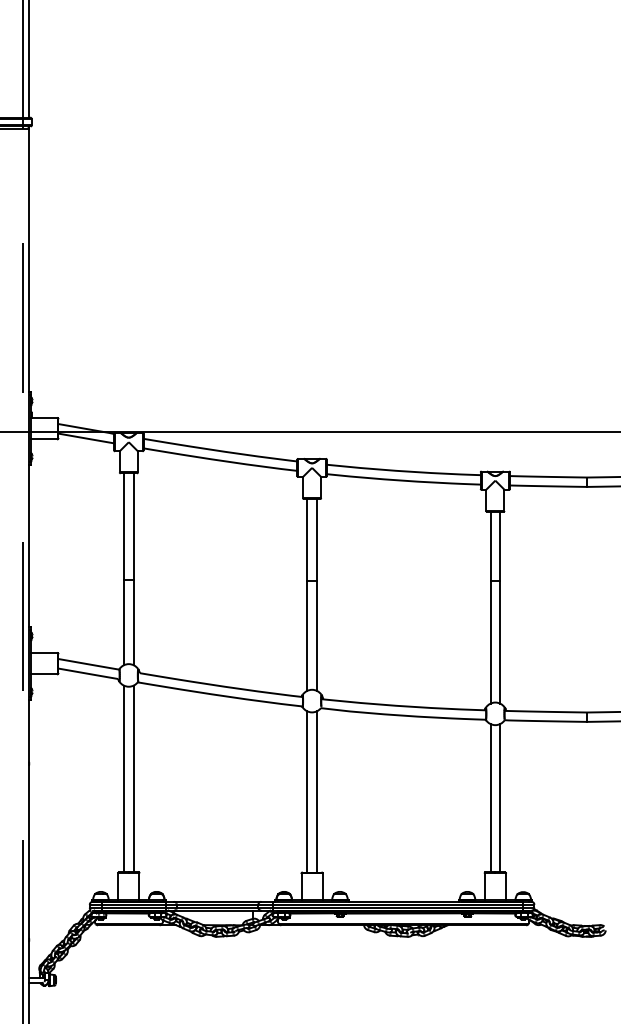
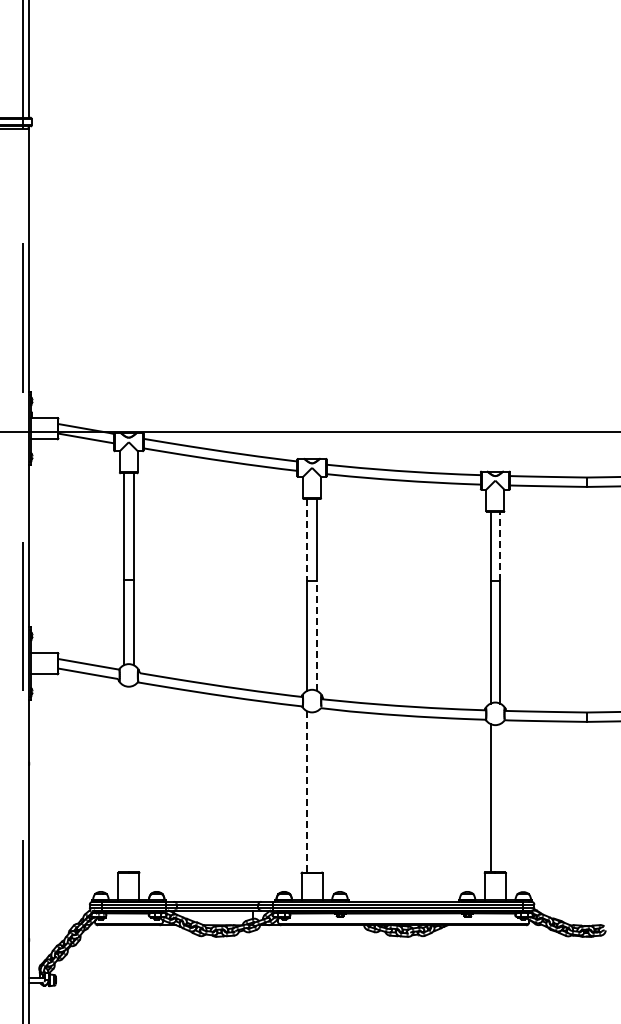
line: solid -> dashed (307, 539)
line: solid -> dashed (500, 545)
line: solid -> dashed (316, 635)
line: present -> none (124, 778)
line: present -> none (133, 778)
line: present -> none (316, 791)
line: solid -> dashed (307, 792)
line: present -> none (500, 798)
